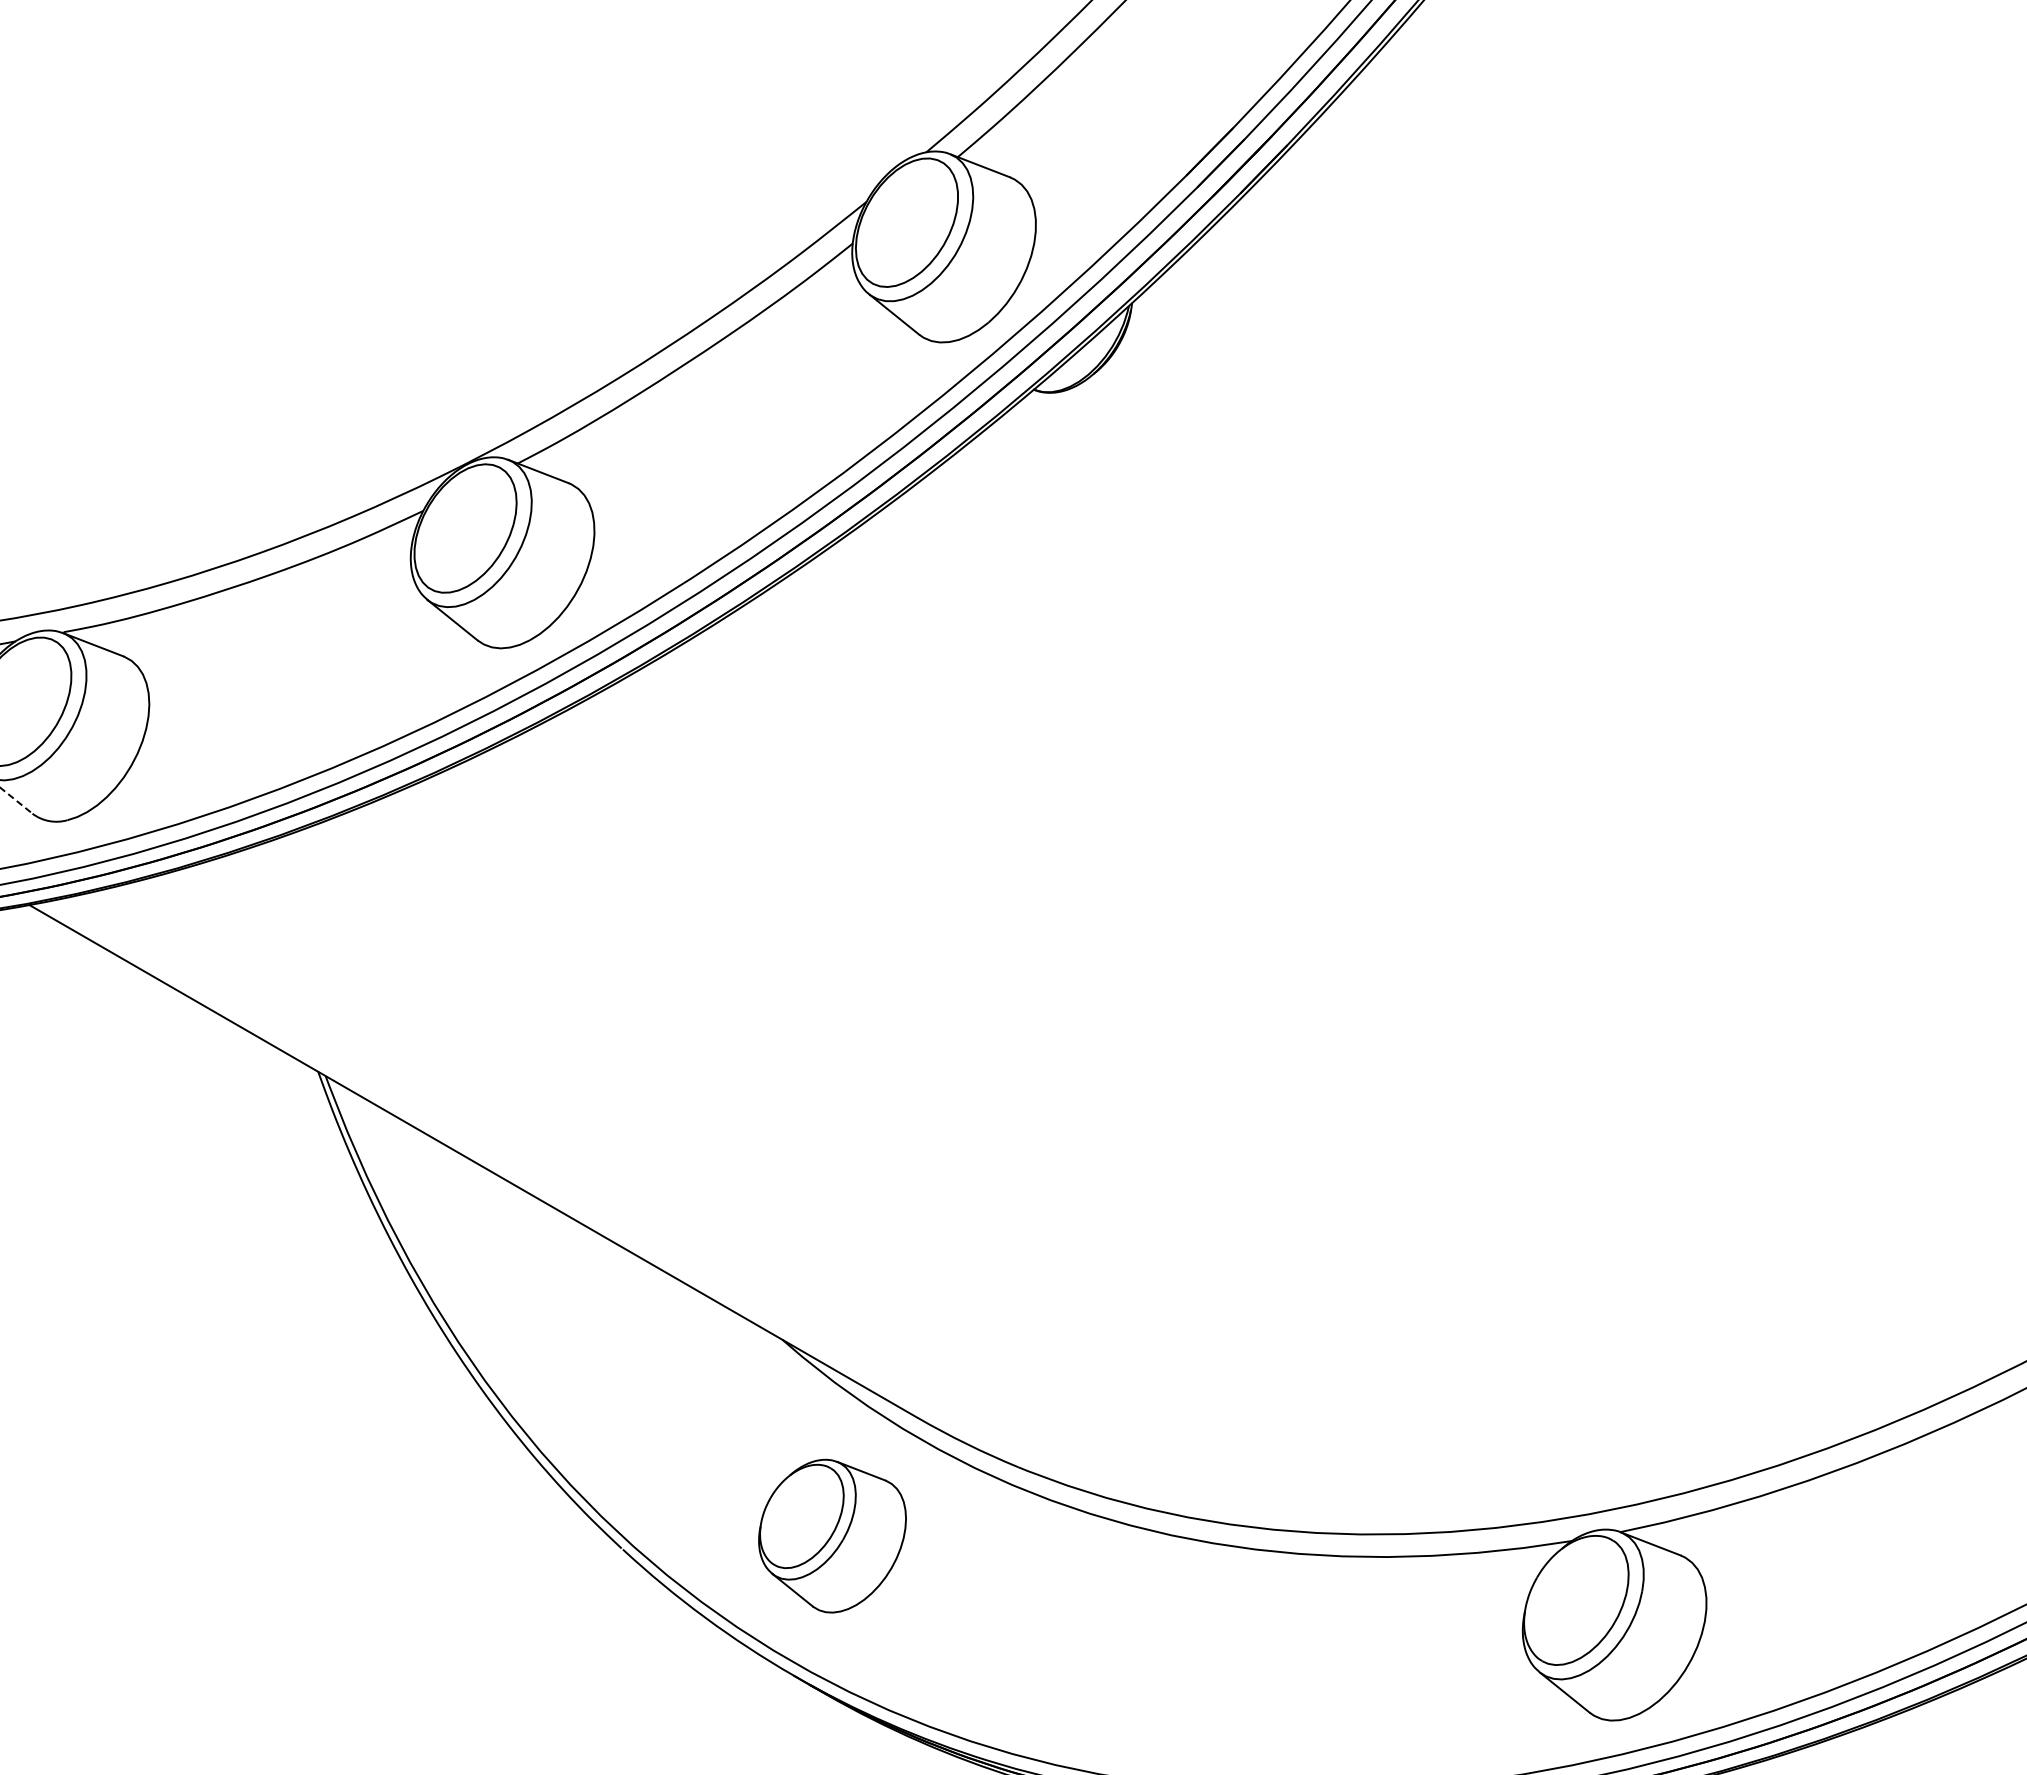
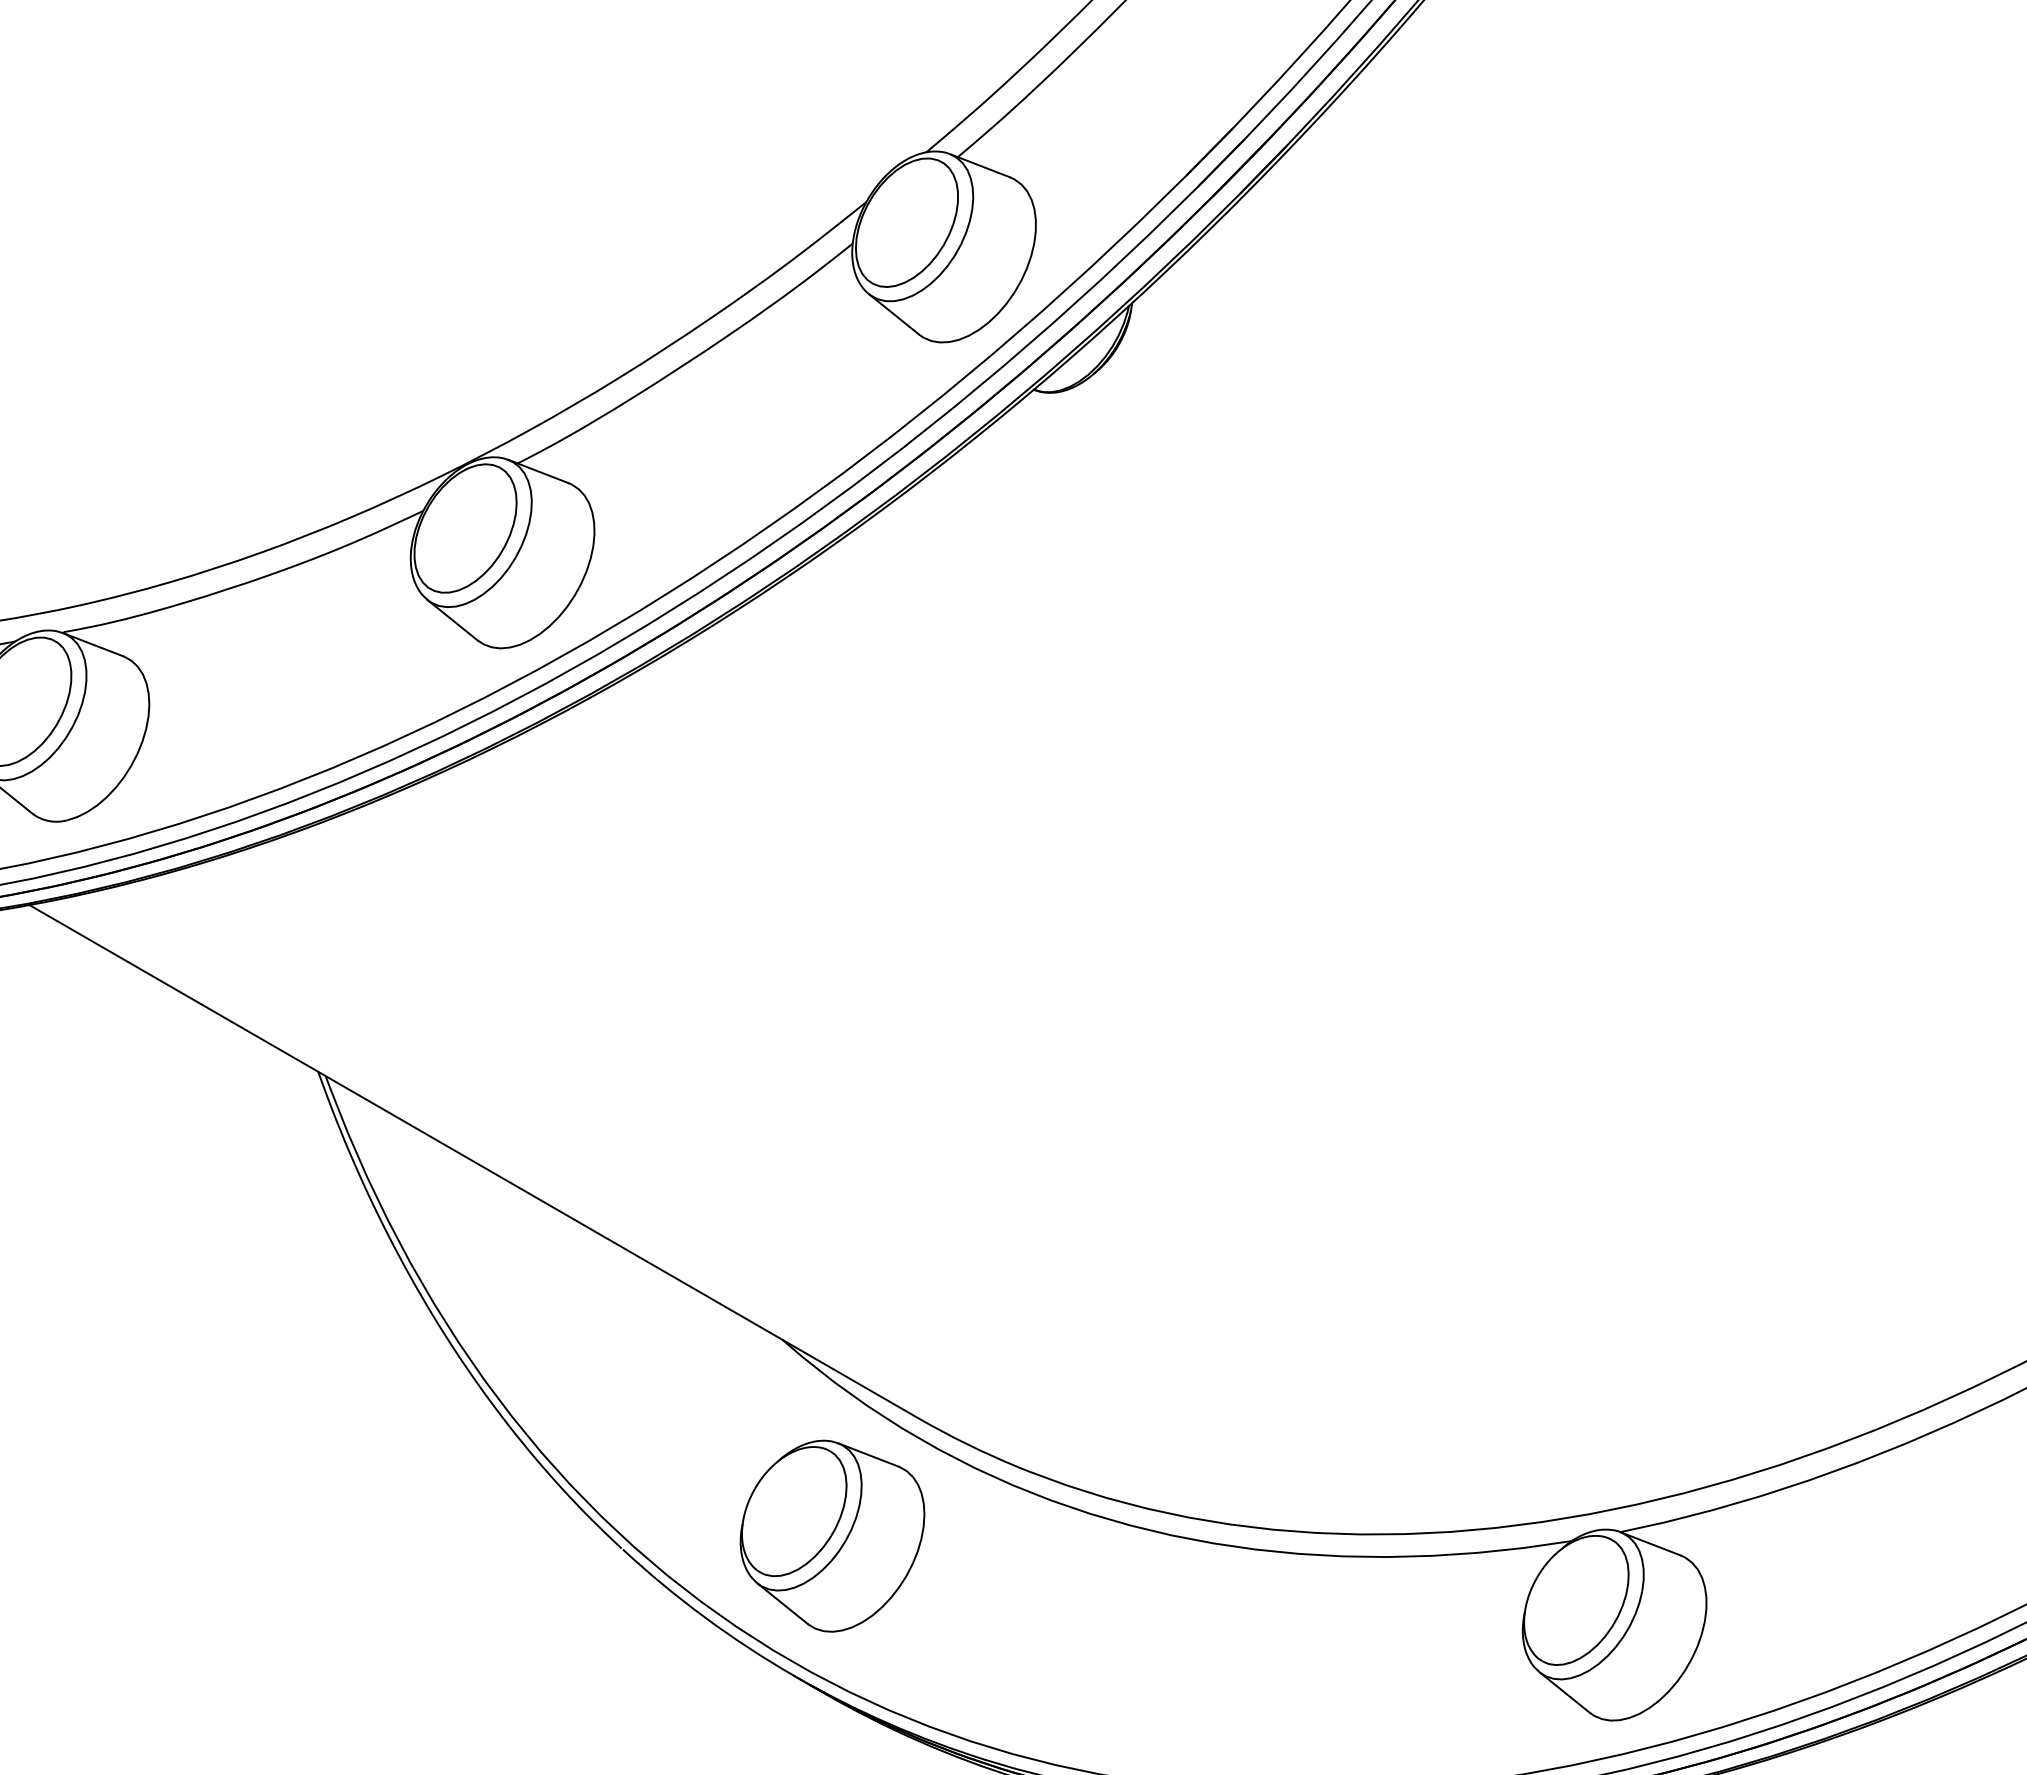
line: dashed -> solid (16, 800)
part size: 149x156 px -> 187x194 px (832, 1535)
